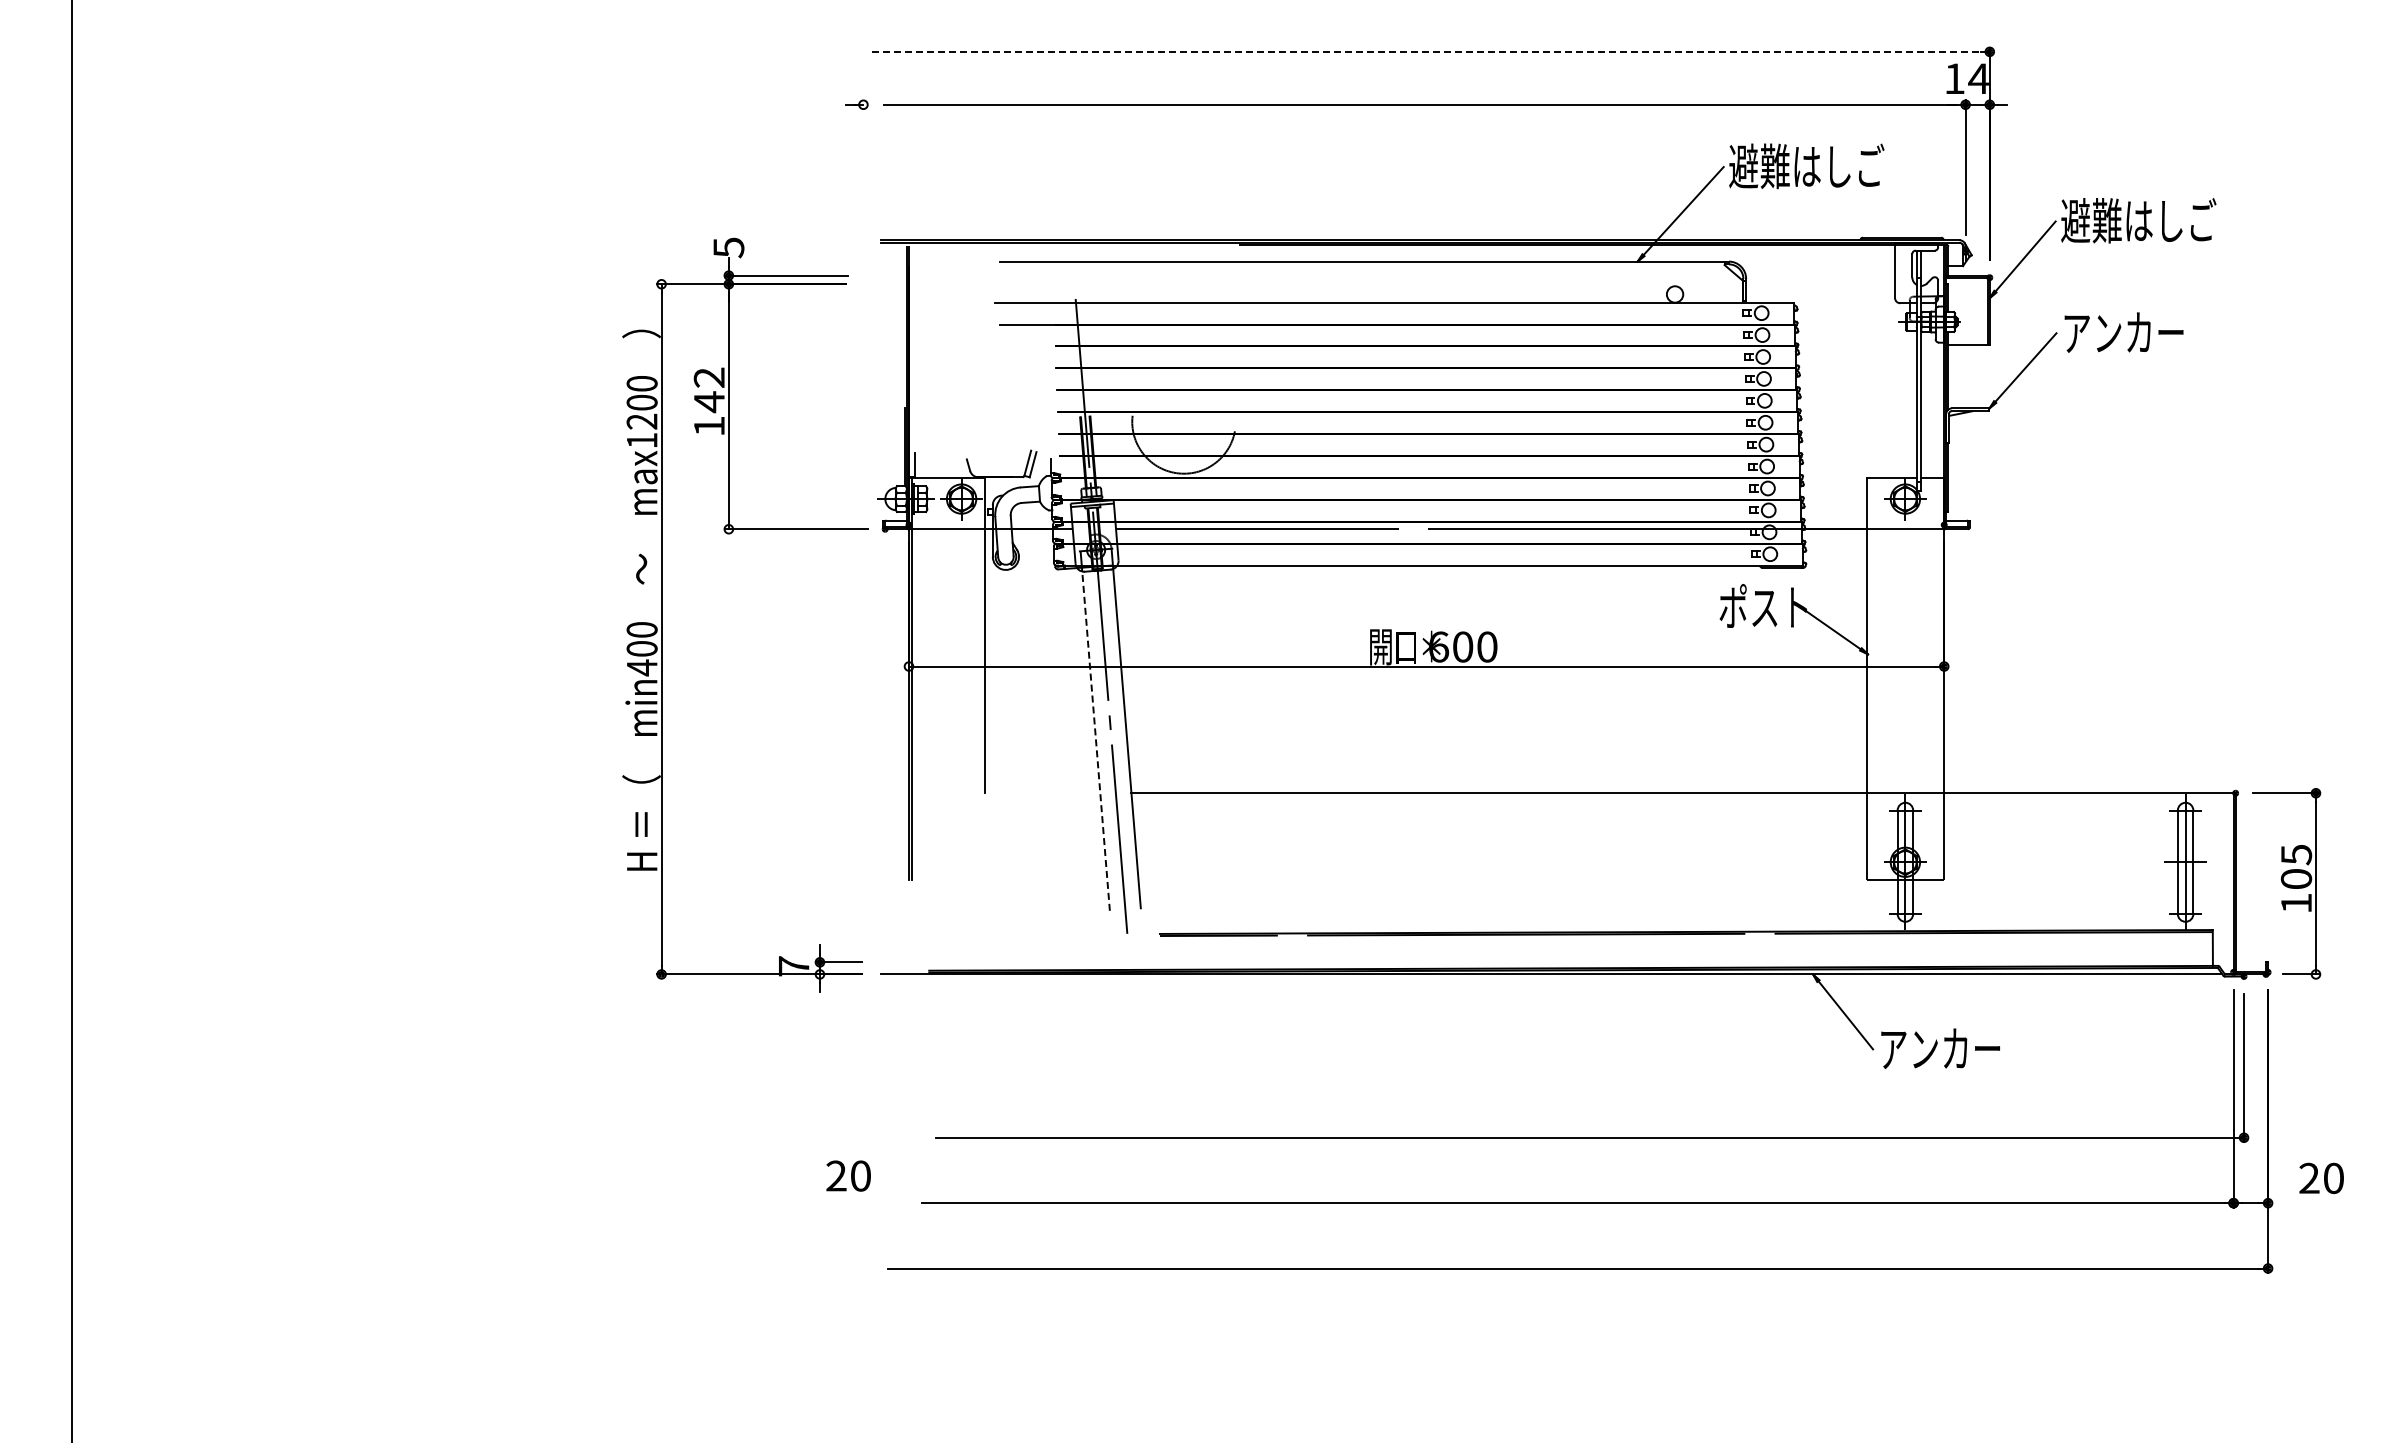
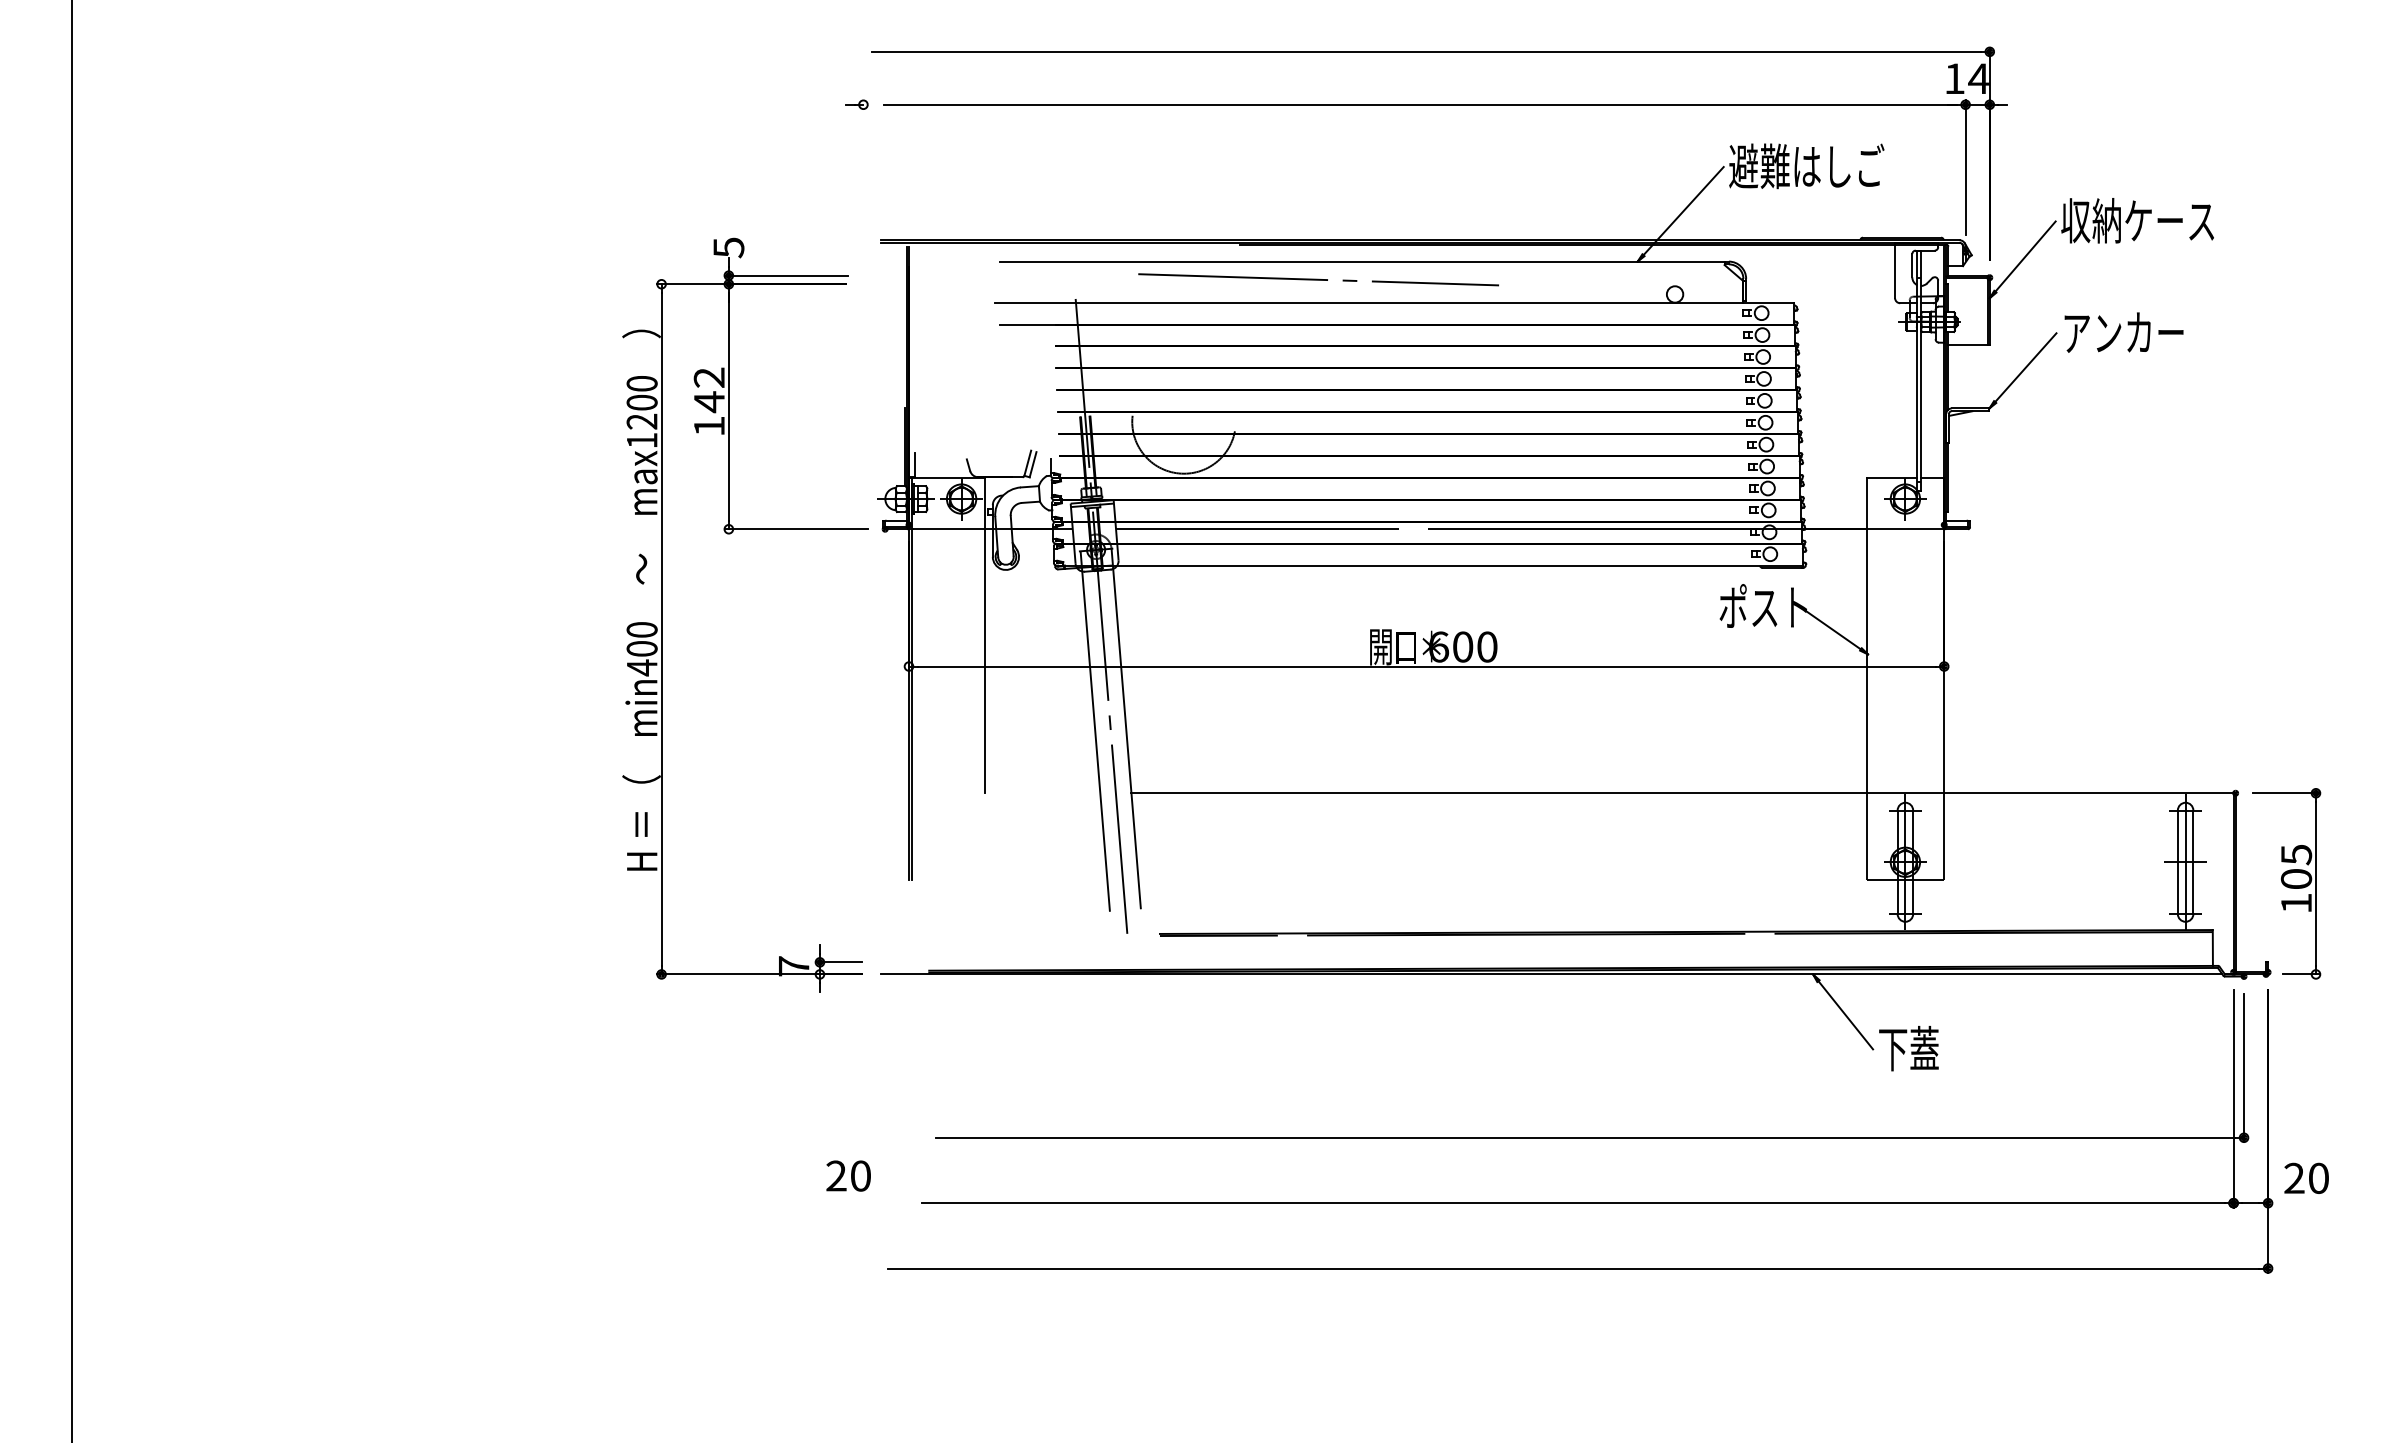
line: dashed -> solid (1426, 51)
text: 避難はしご -> 収納ケース (2138, 220)
line: none -> present (1318, 279)
line: dashed -> solid (1096, 740)
text: アンカー -> 下蓋 (1939, 1048)
text position: (2321, 1177) -> (2306, 1177) (2306, 1177)
